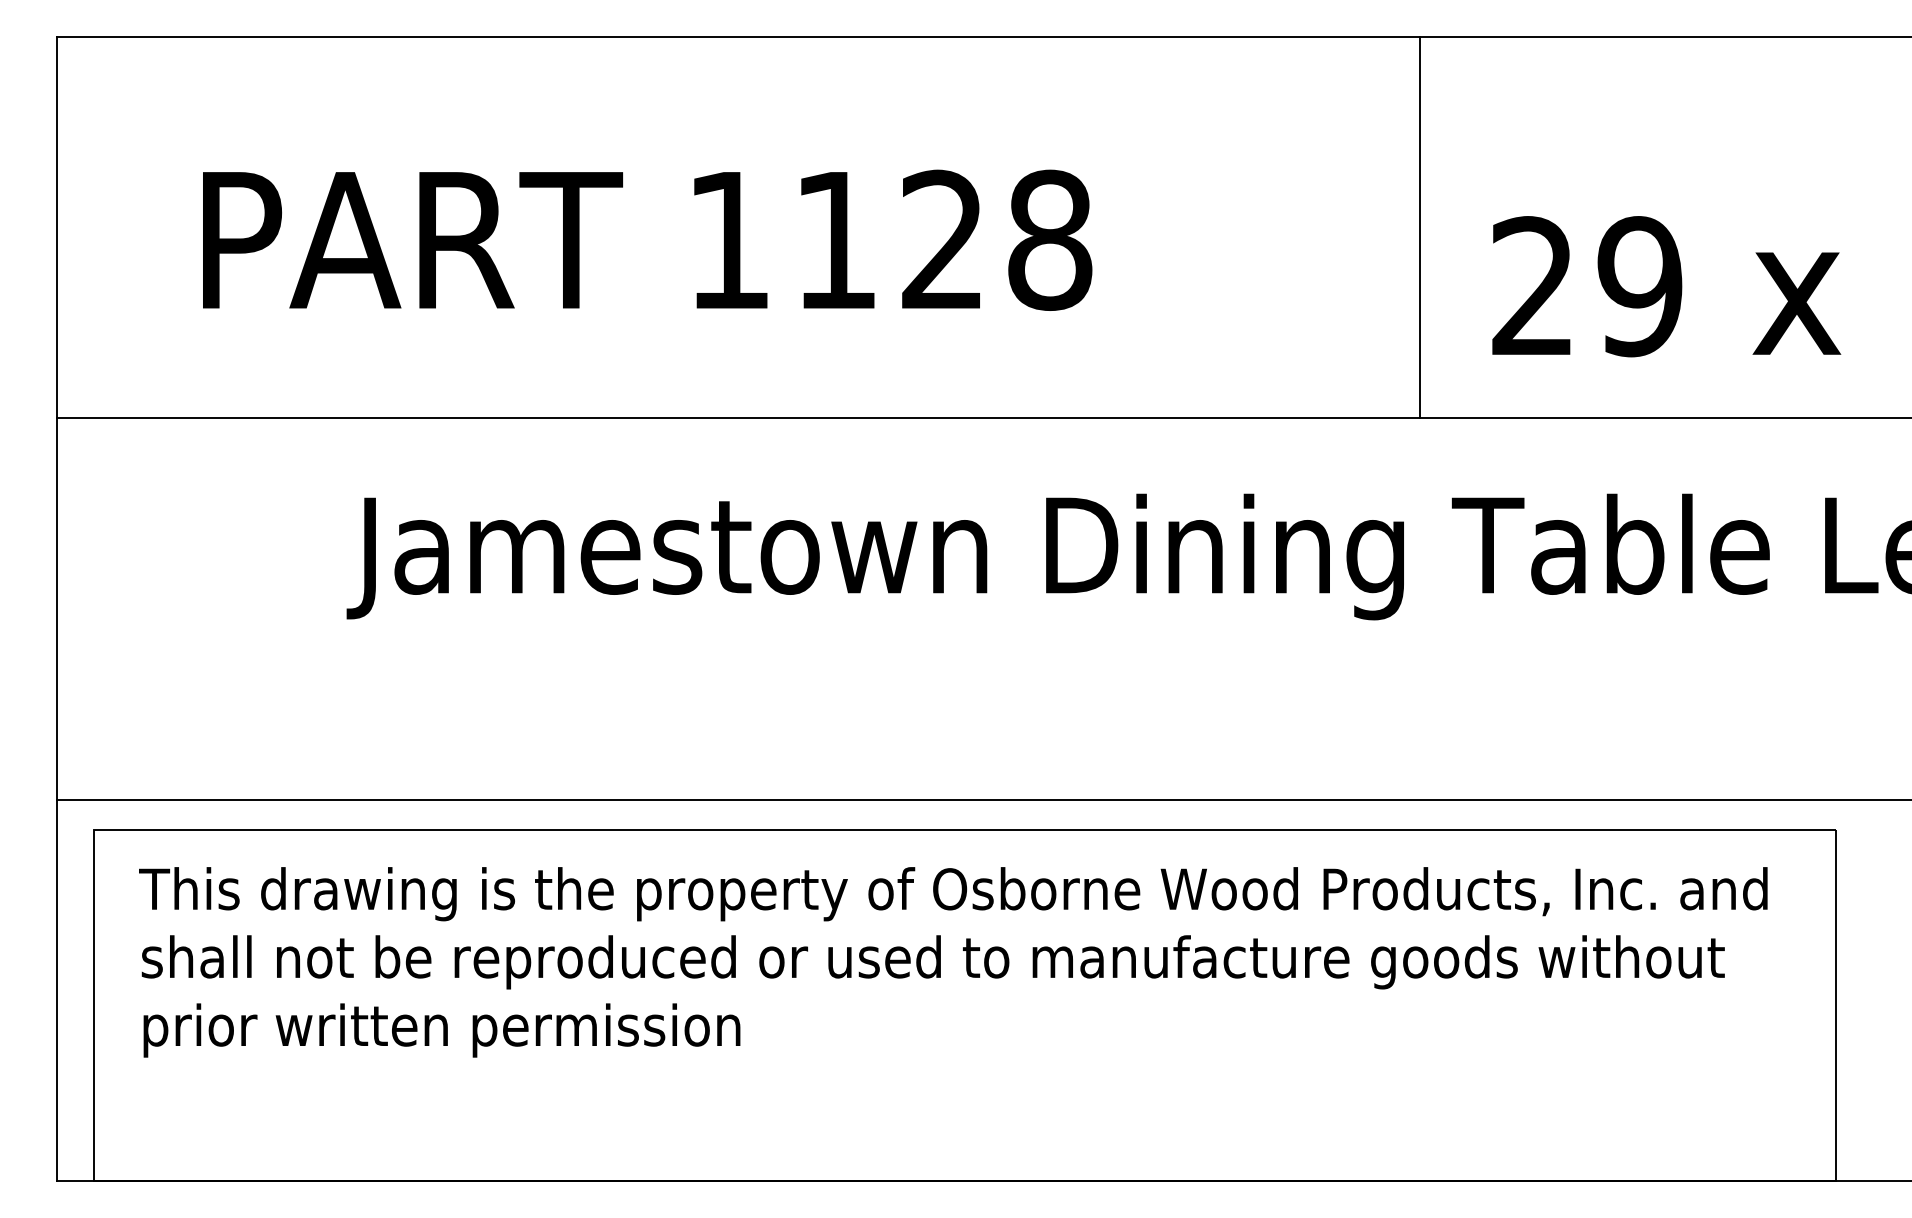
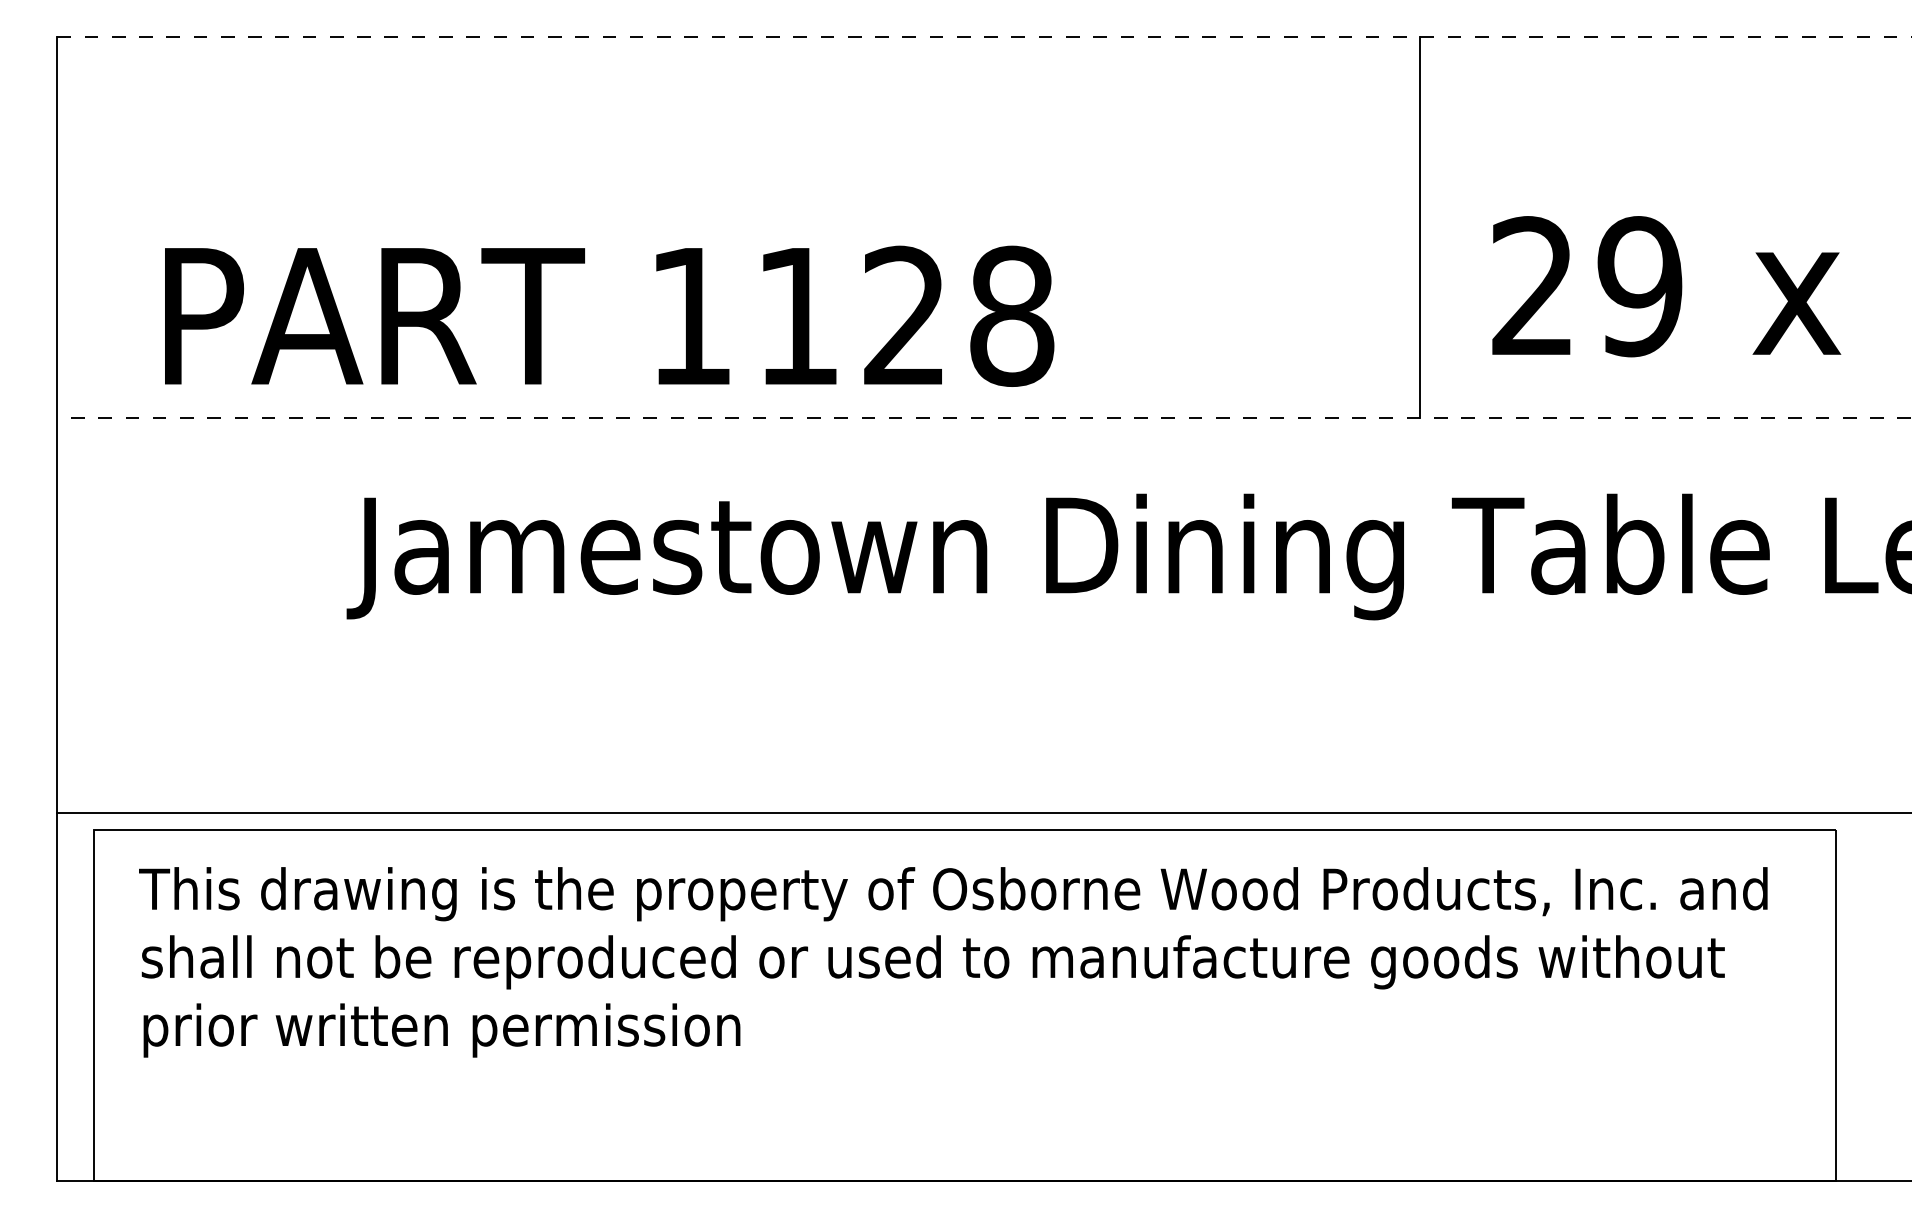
line: solid -> dashed (985, 36)
text position: (647, 239) -> (609, 315) (609, 315)
line: solid -> dashed (984, 418)
line position: (982, 799) -> (982, 812) (982, 812)
